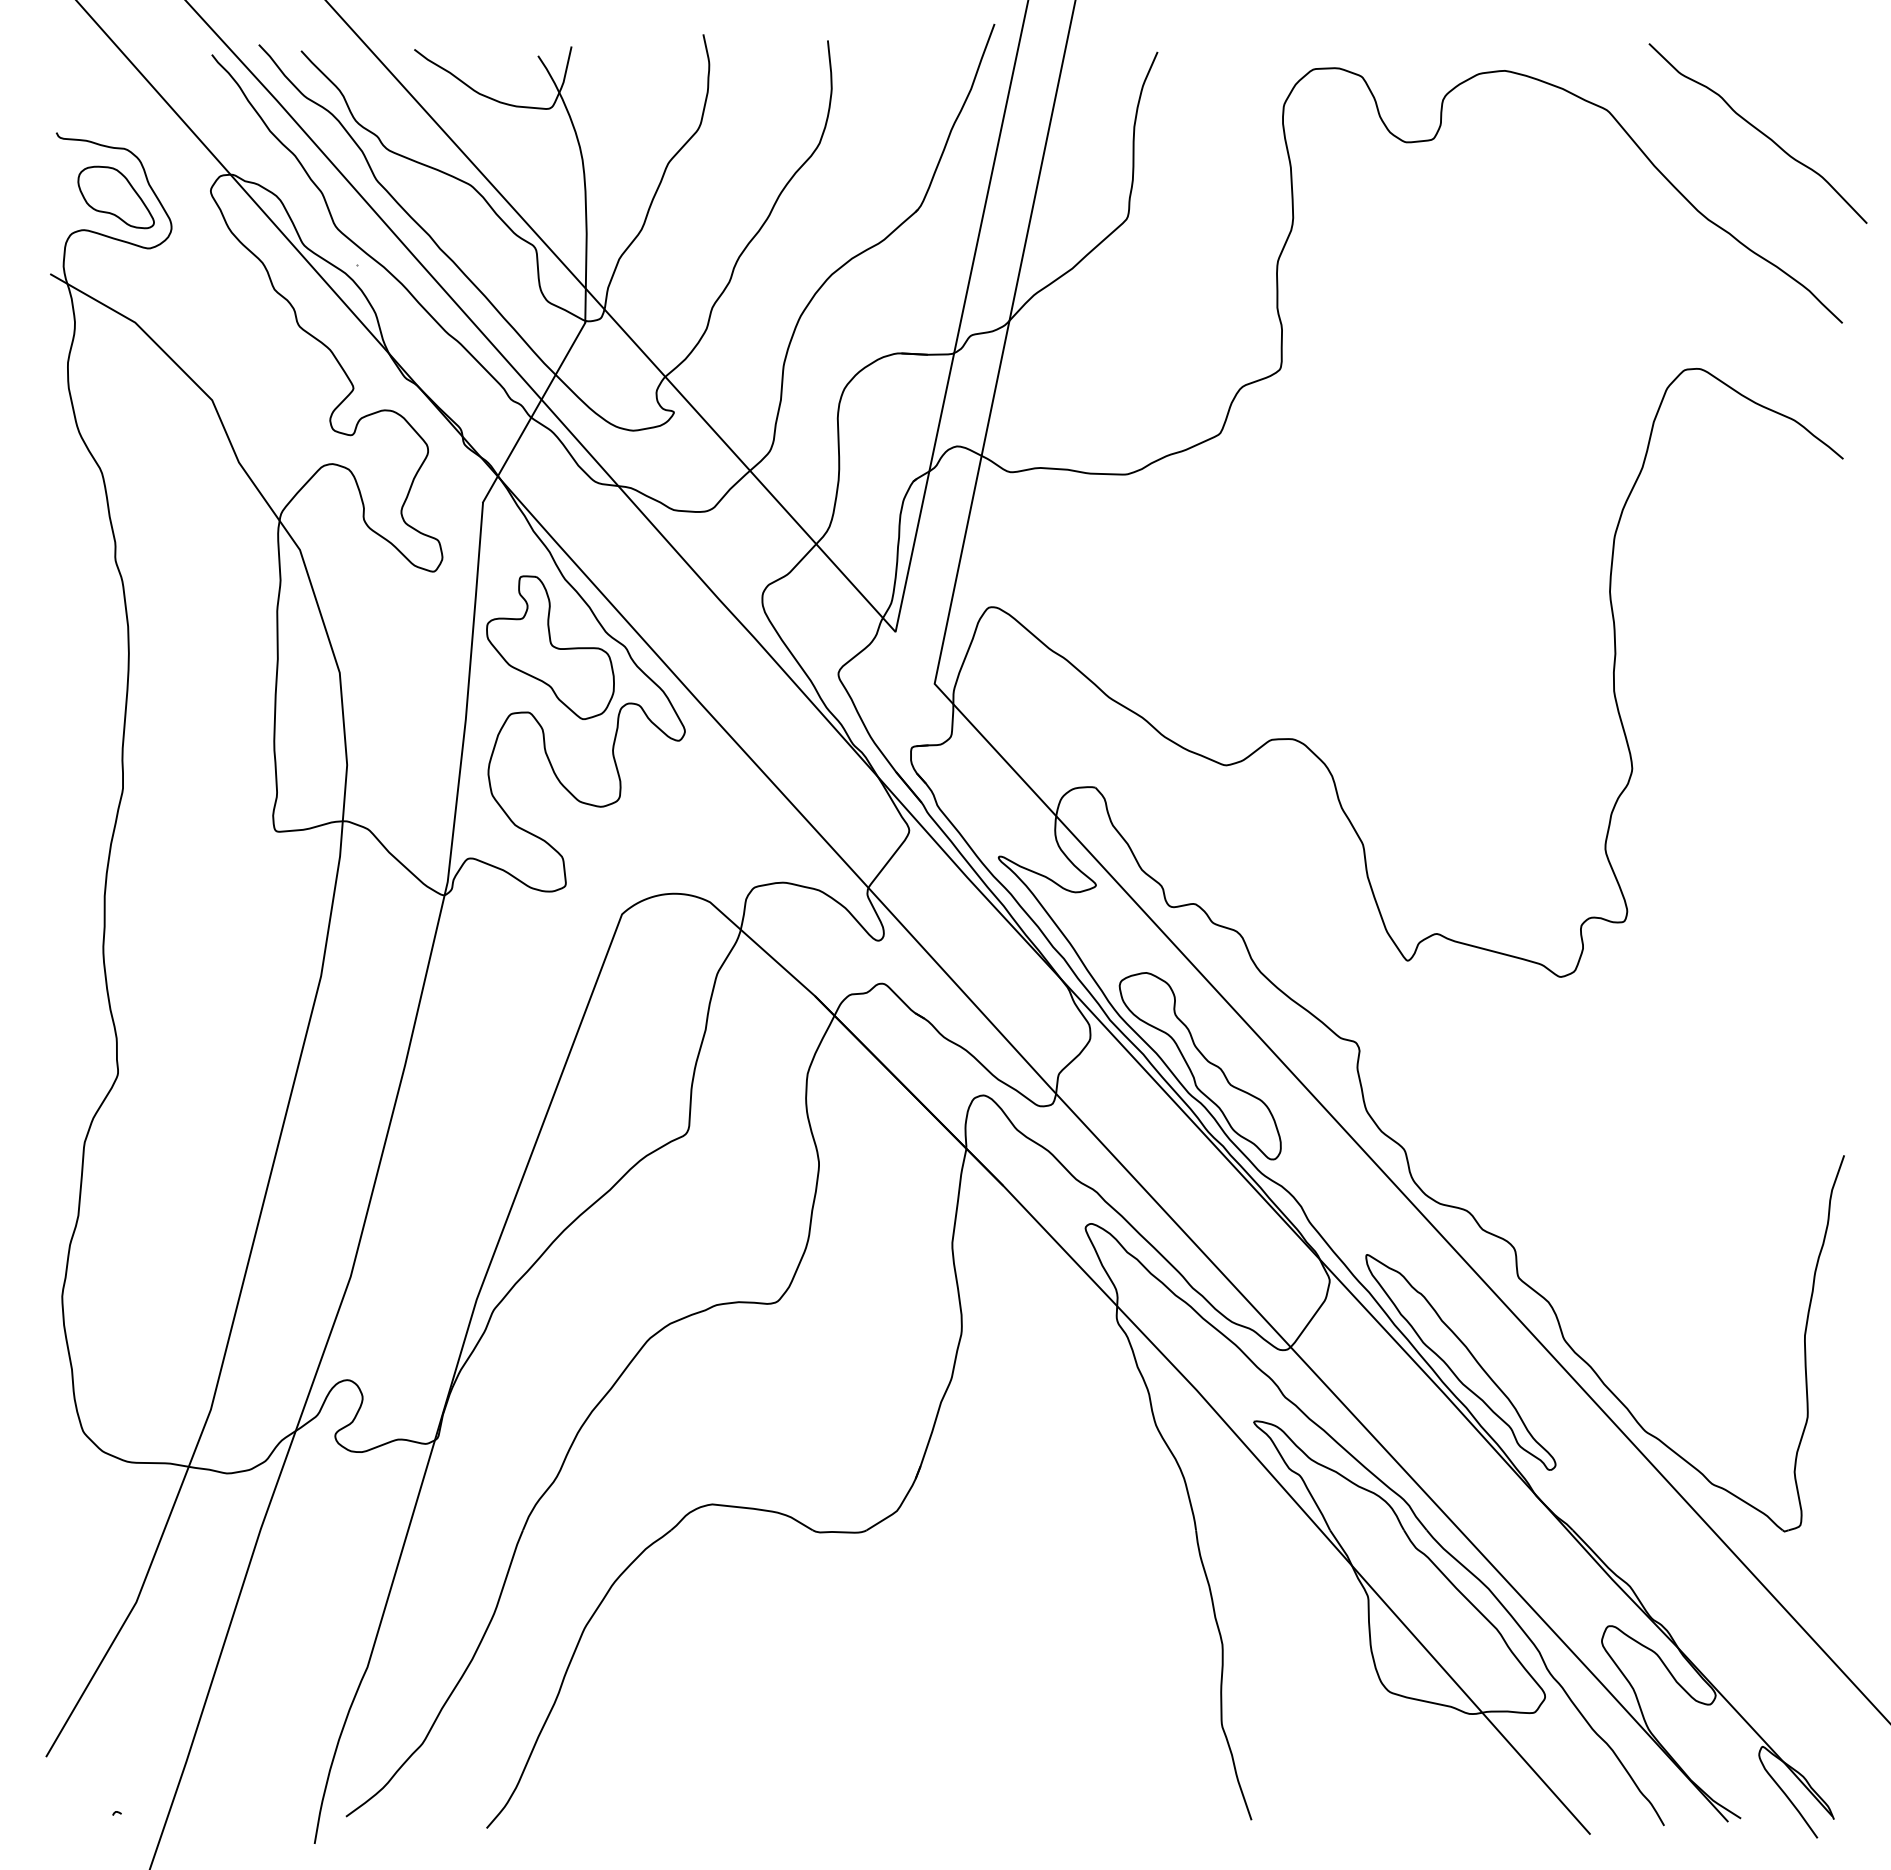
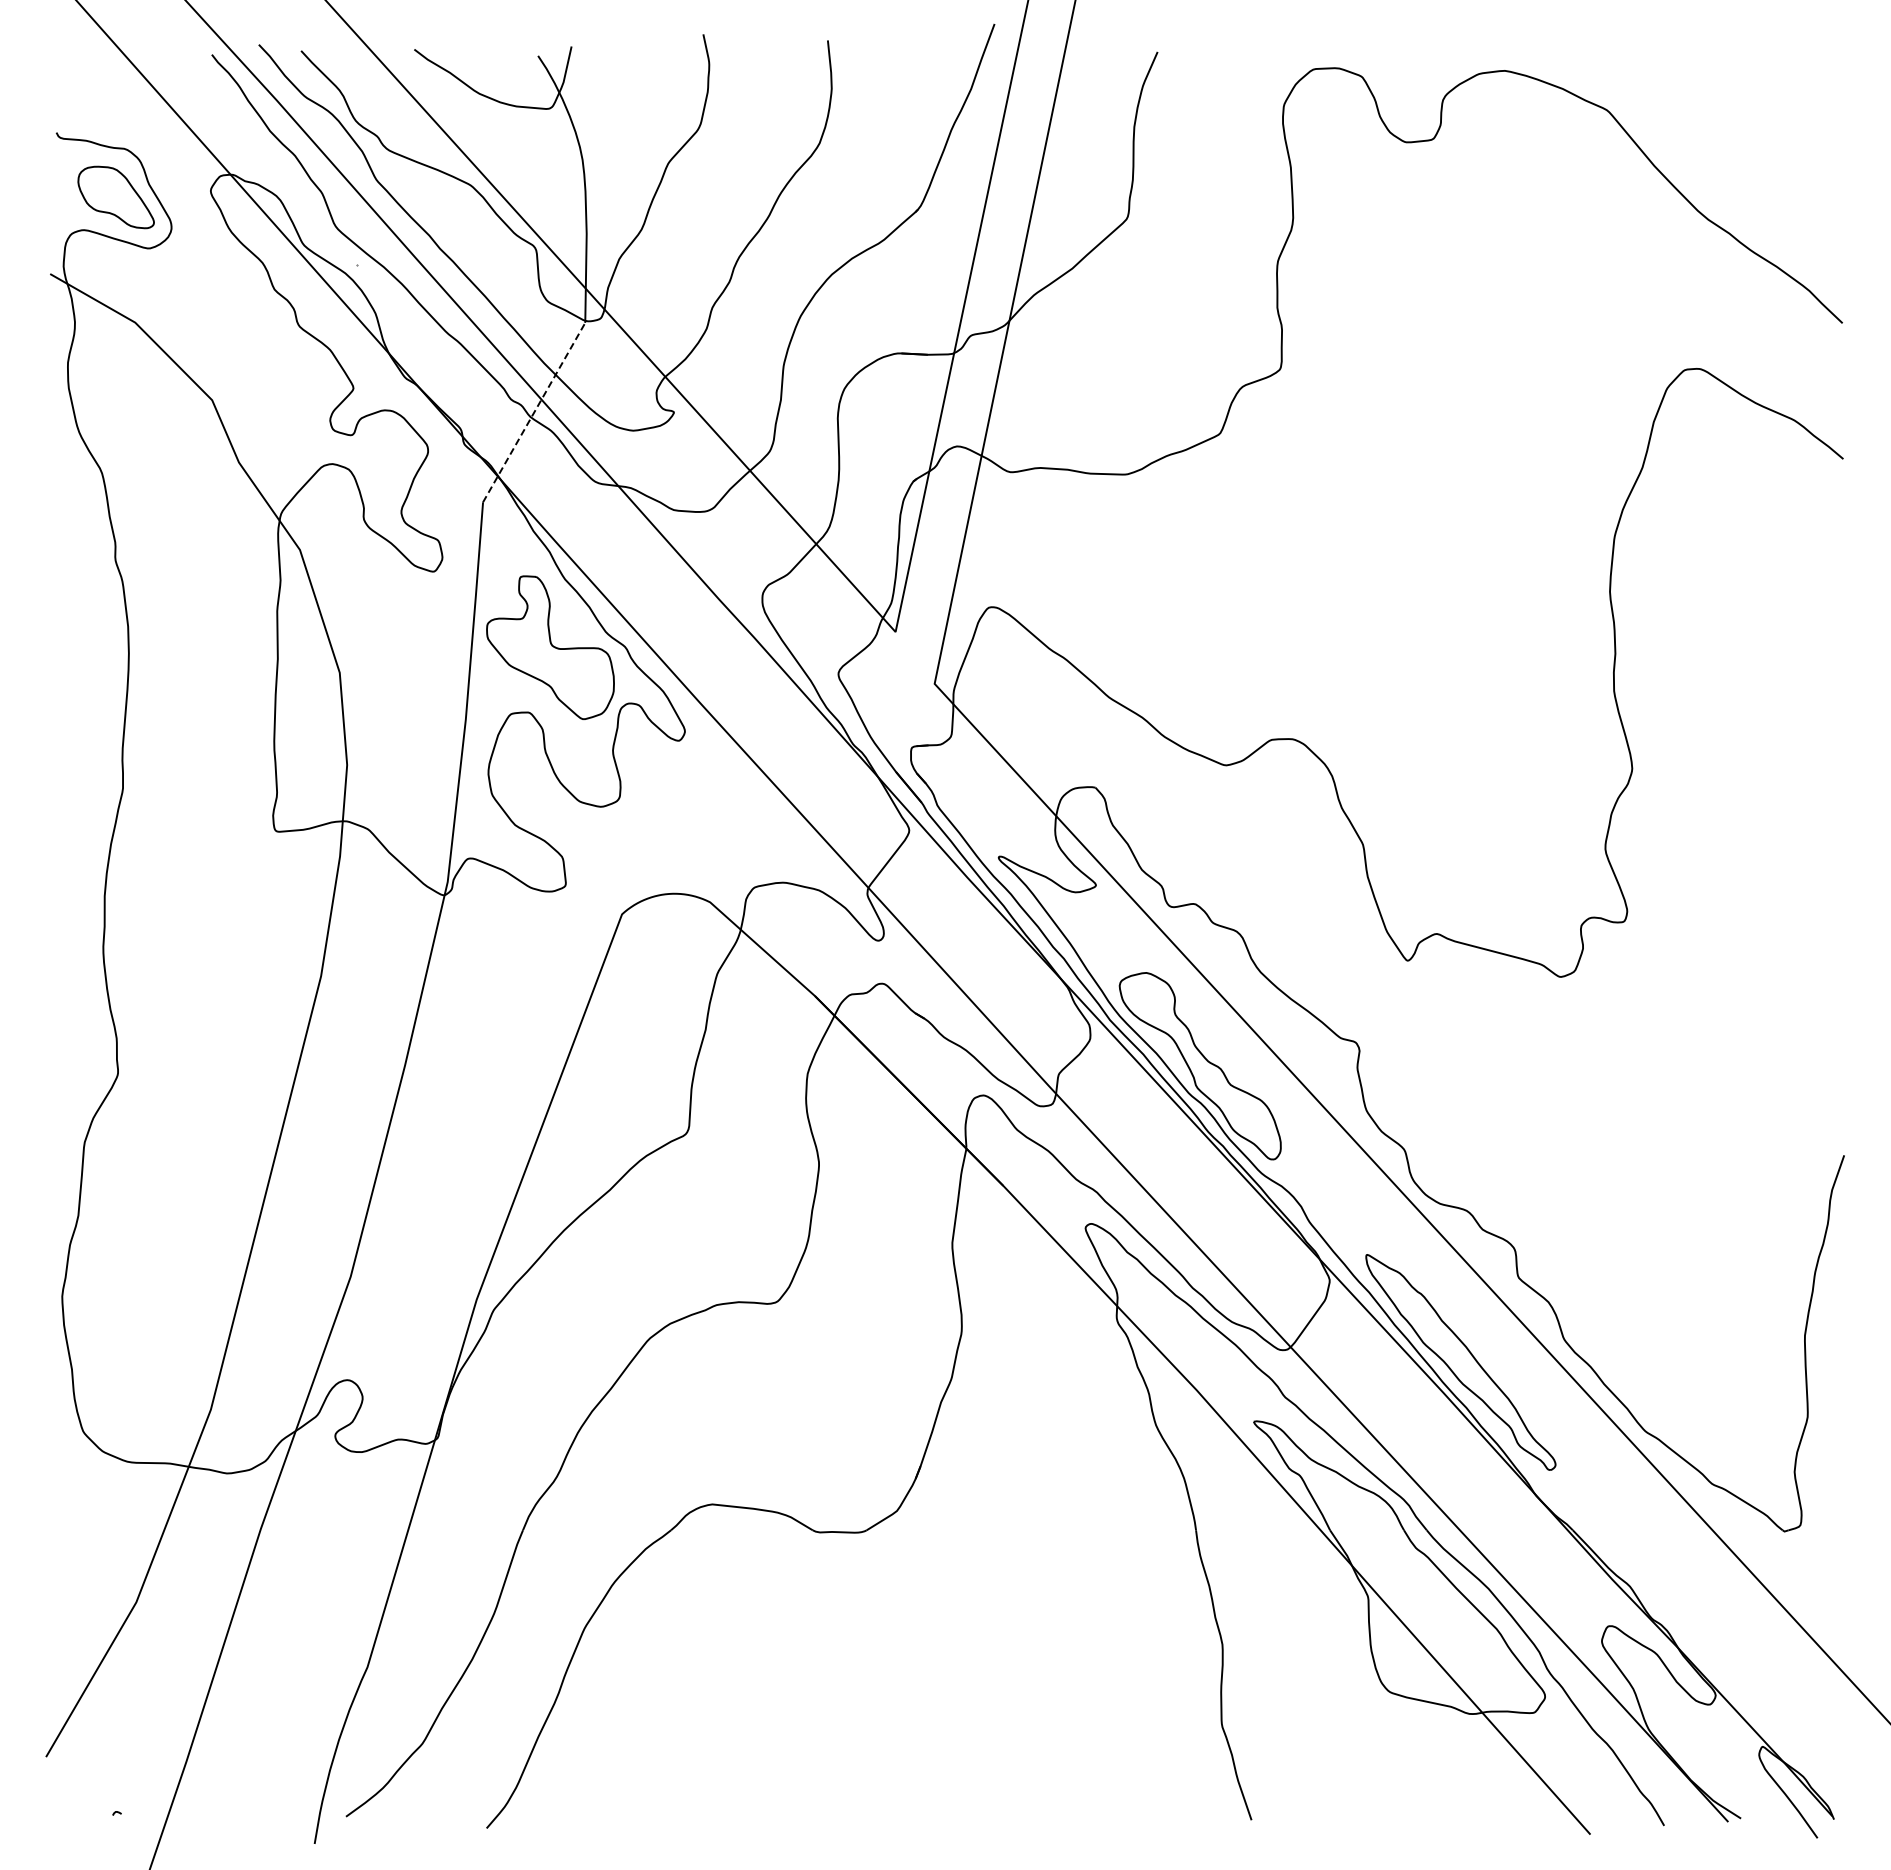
curve: present -> none (1758, 131)
line: solid -> dashed (534, 412)
